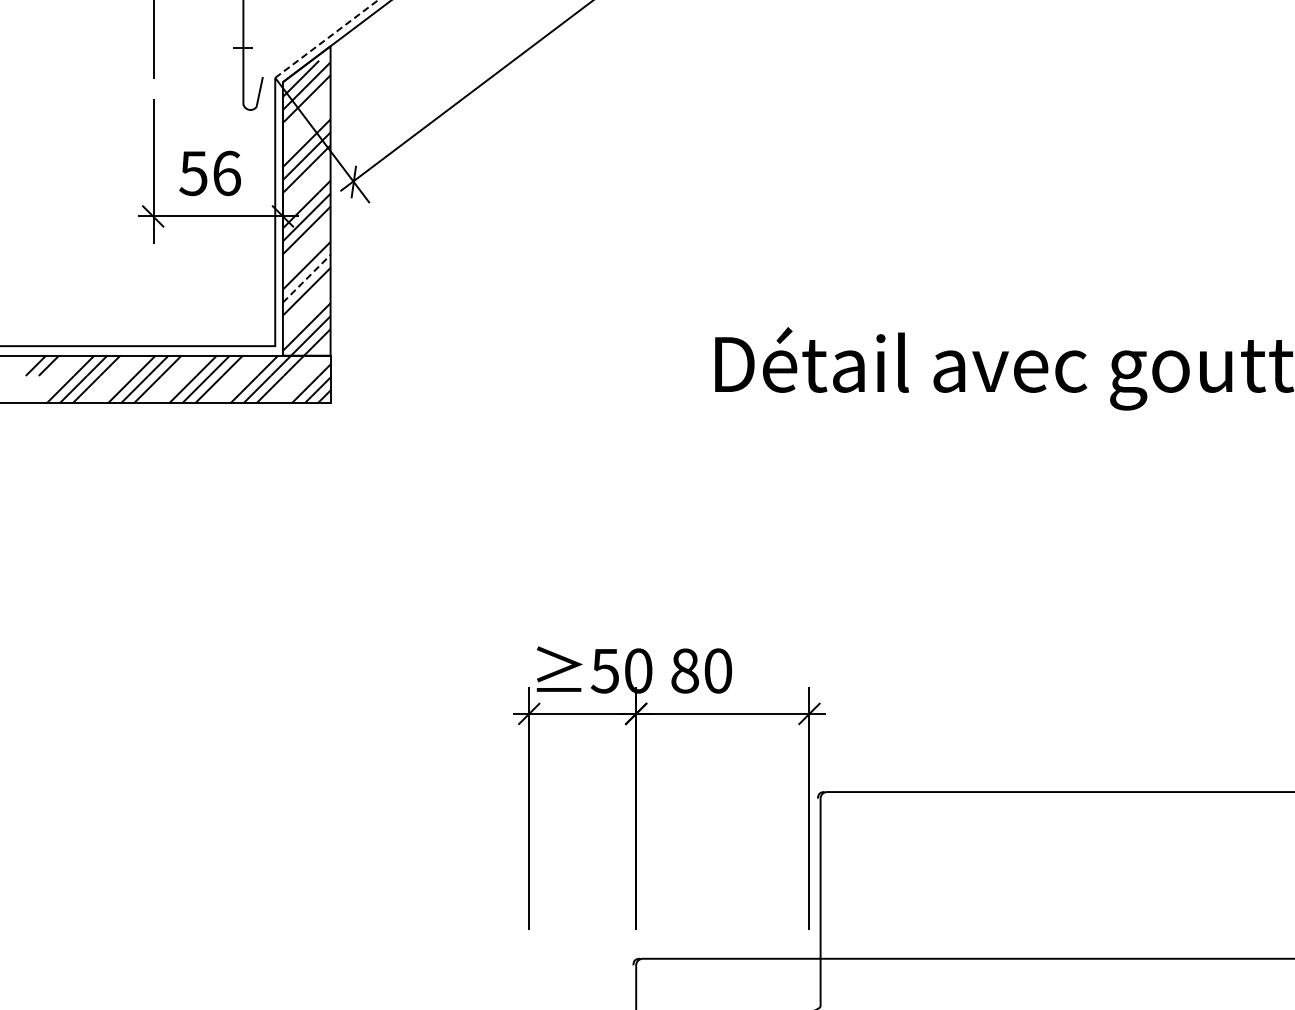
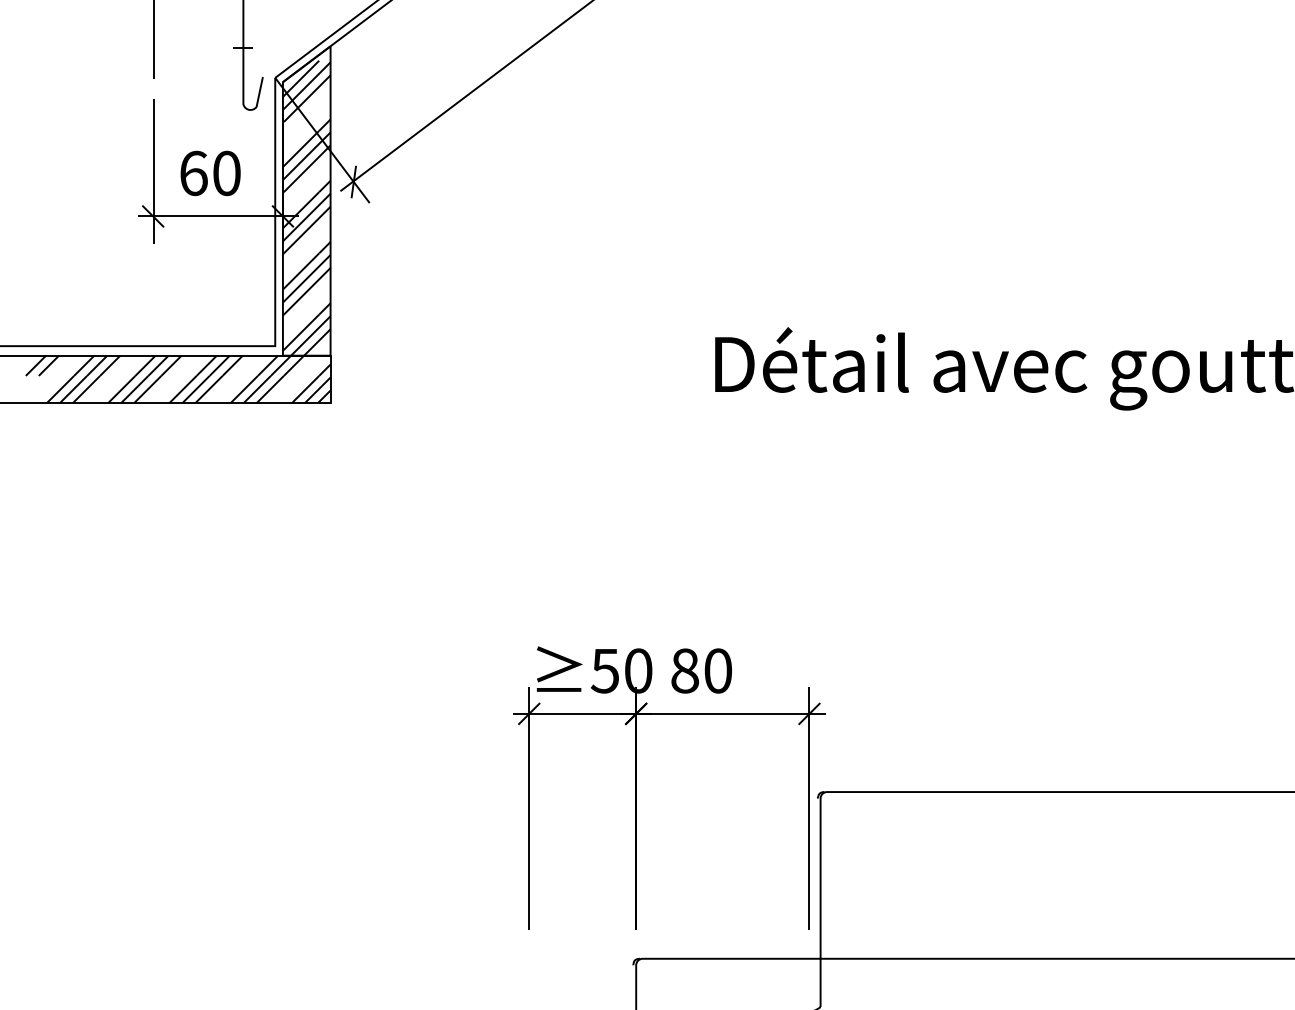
line: dashed -> solid (326, 38)
text: 56 -> 60 (209, 173)
line: dashed -> solid (306, 278)
